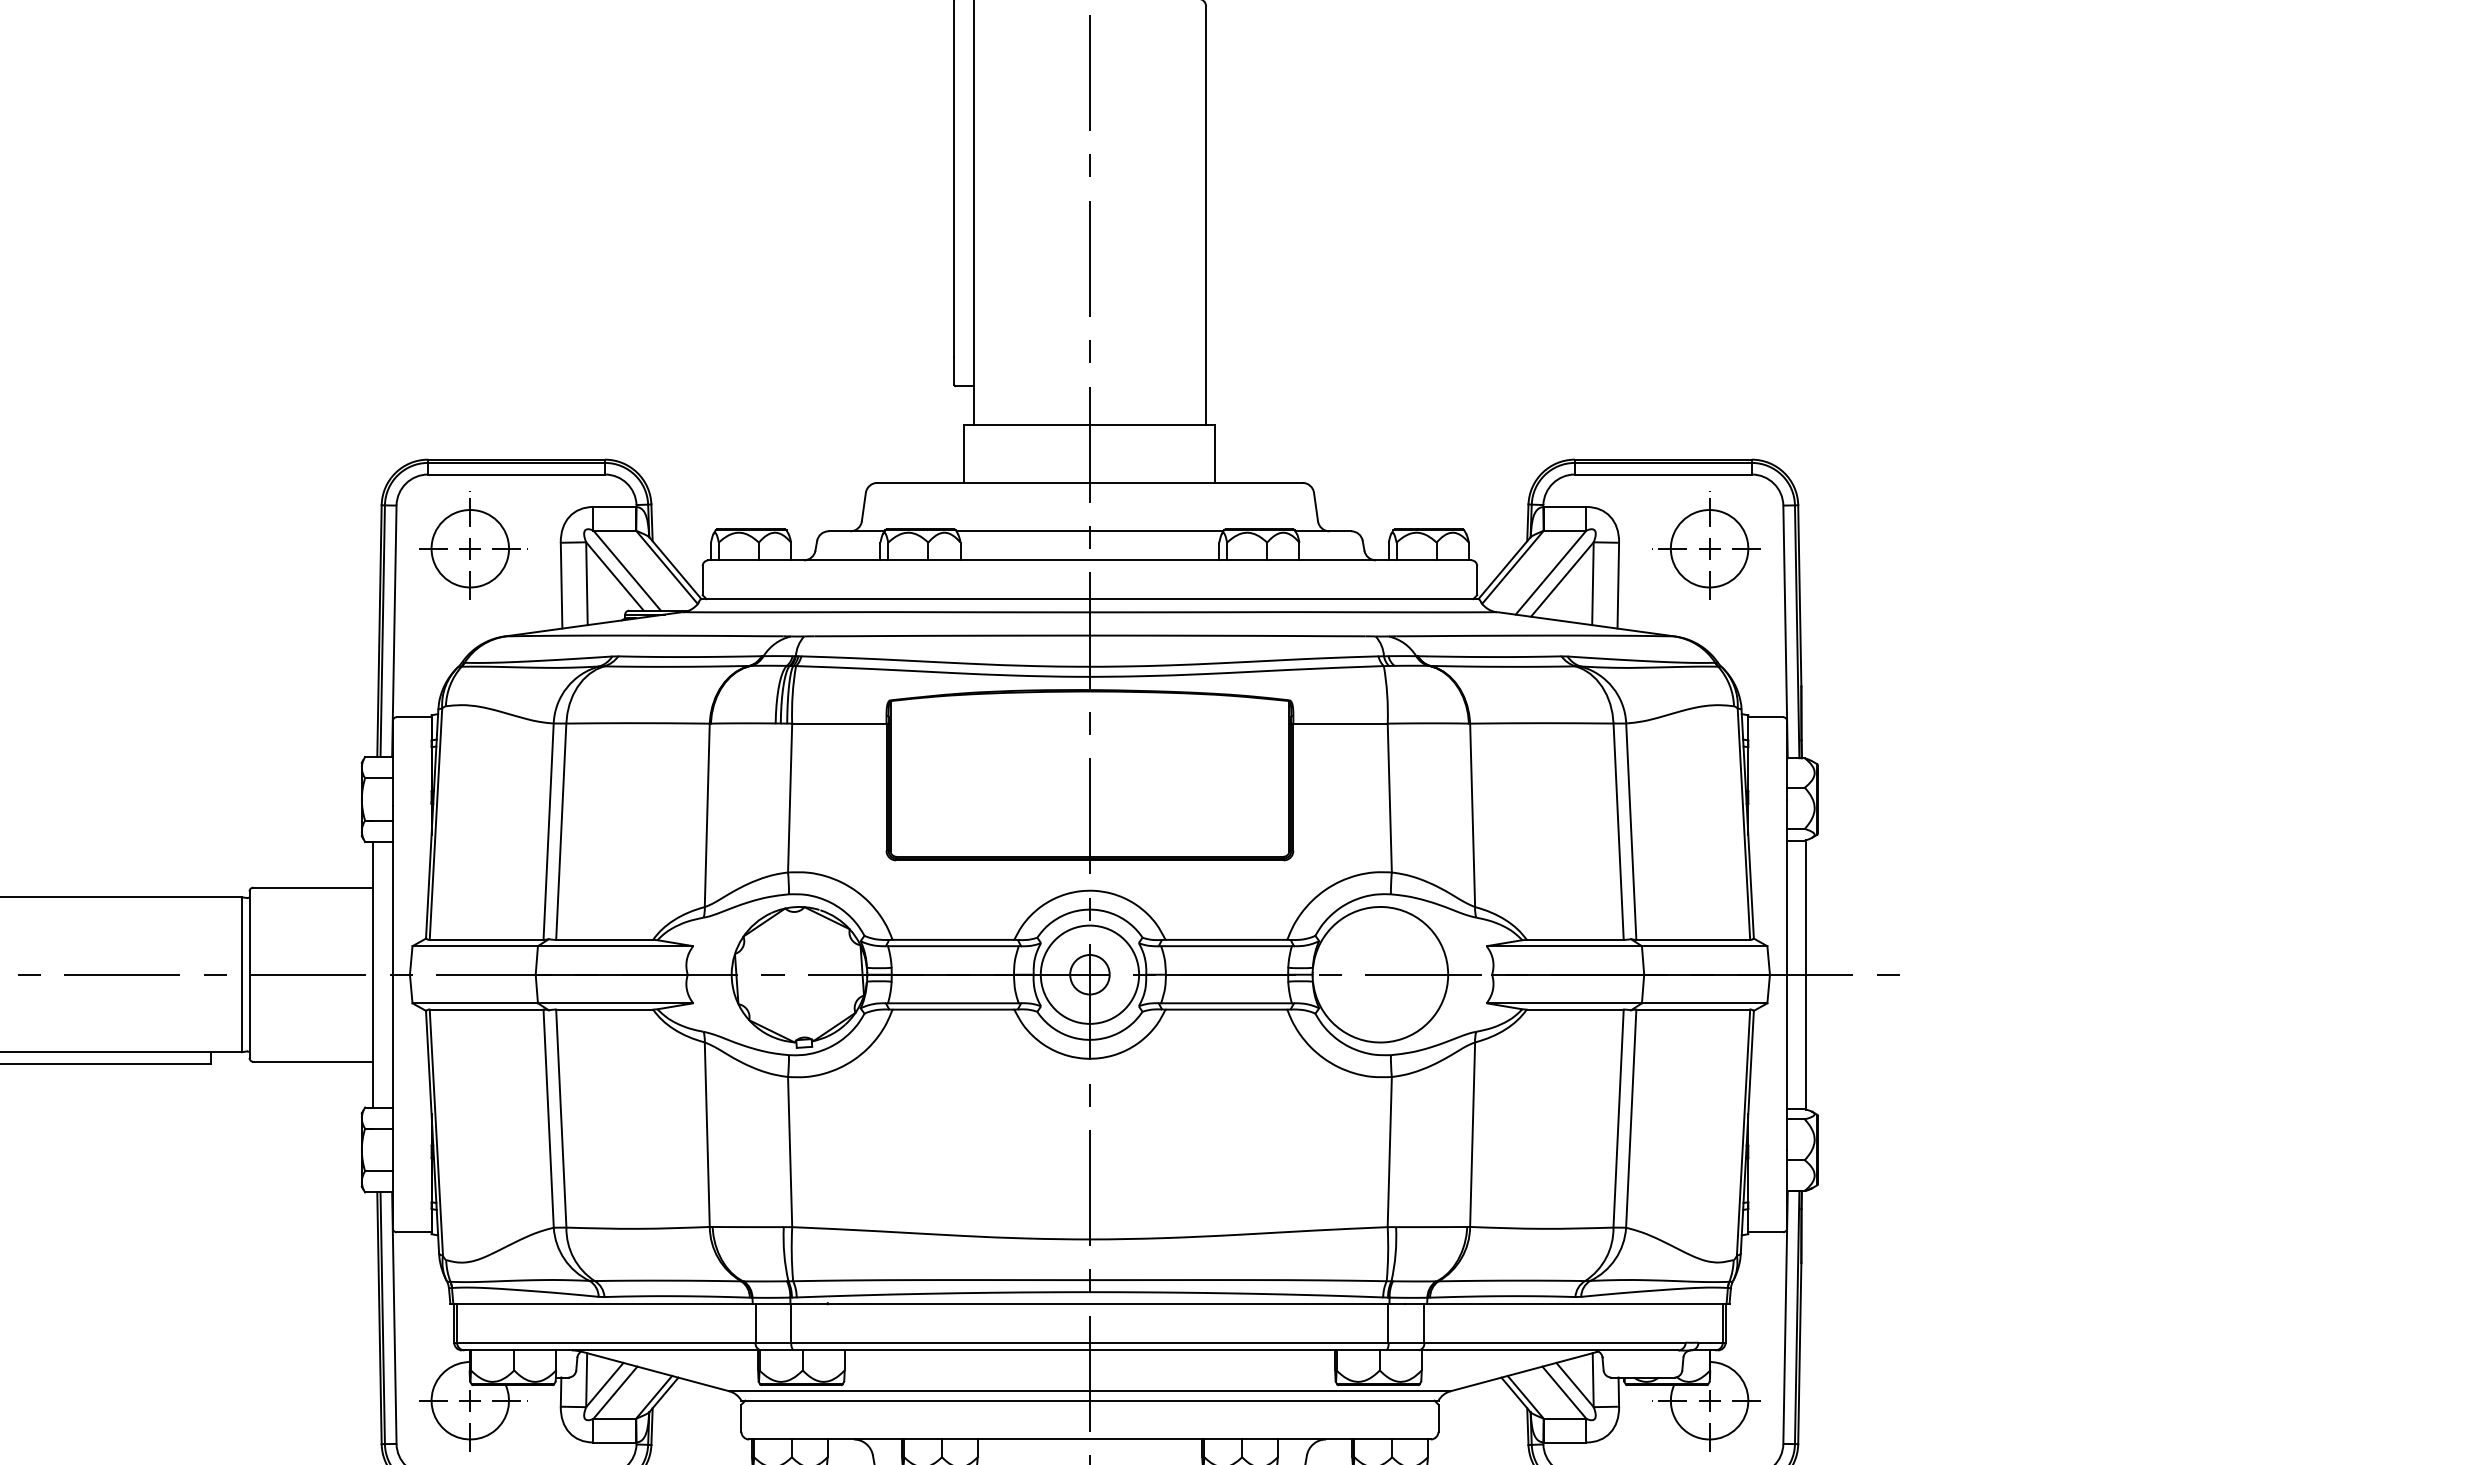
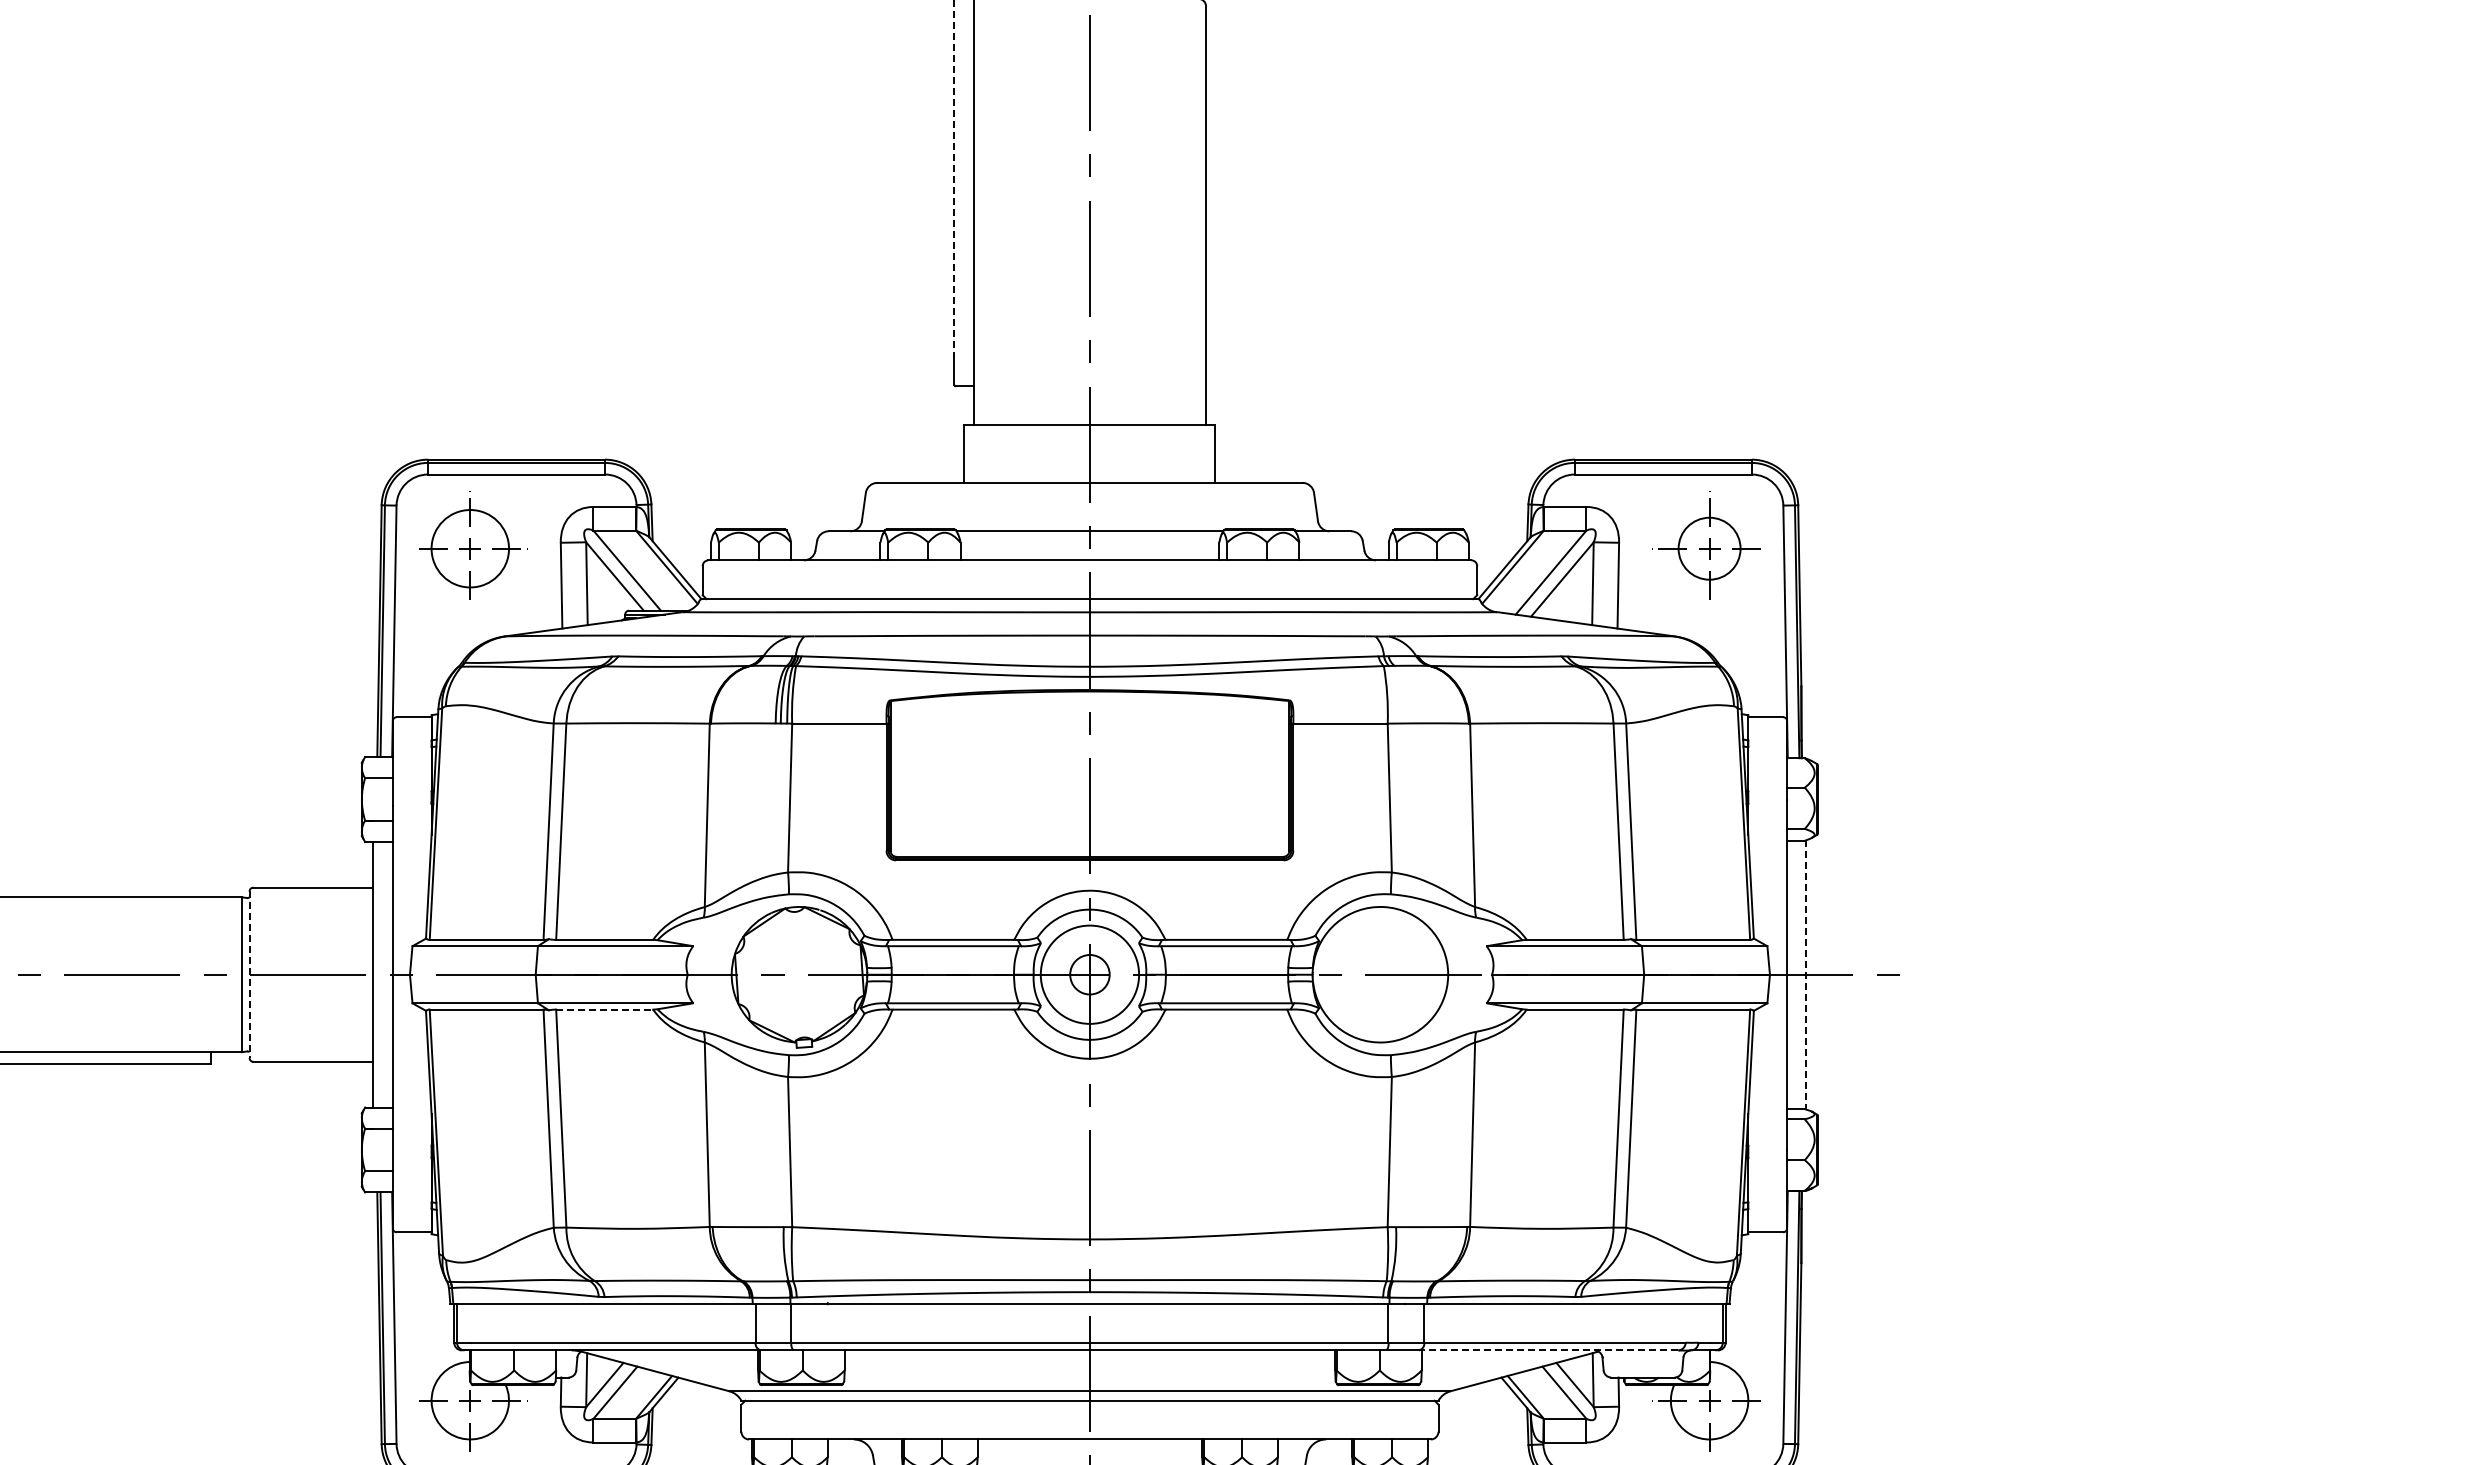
line: solid -> dashed (954, 179)
circle diameter: 77 px -> 62 px (1709, 548)
line: solid -> dashed (249, 975)
line: solid -> dashed (1806, 975)
line: solid -> dashed (604, 1009)
line: solid -> dashed (1548, 1350)
